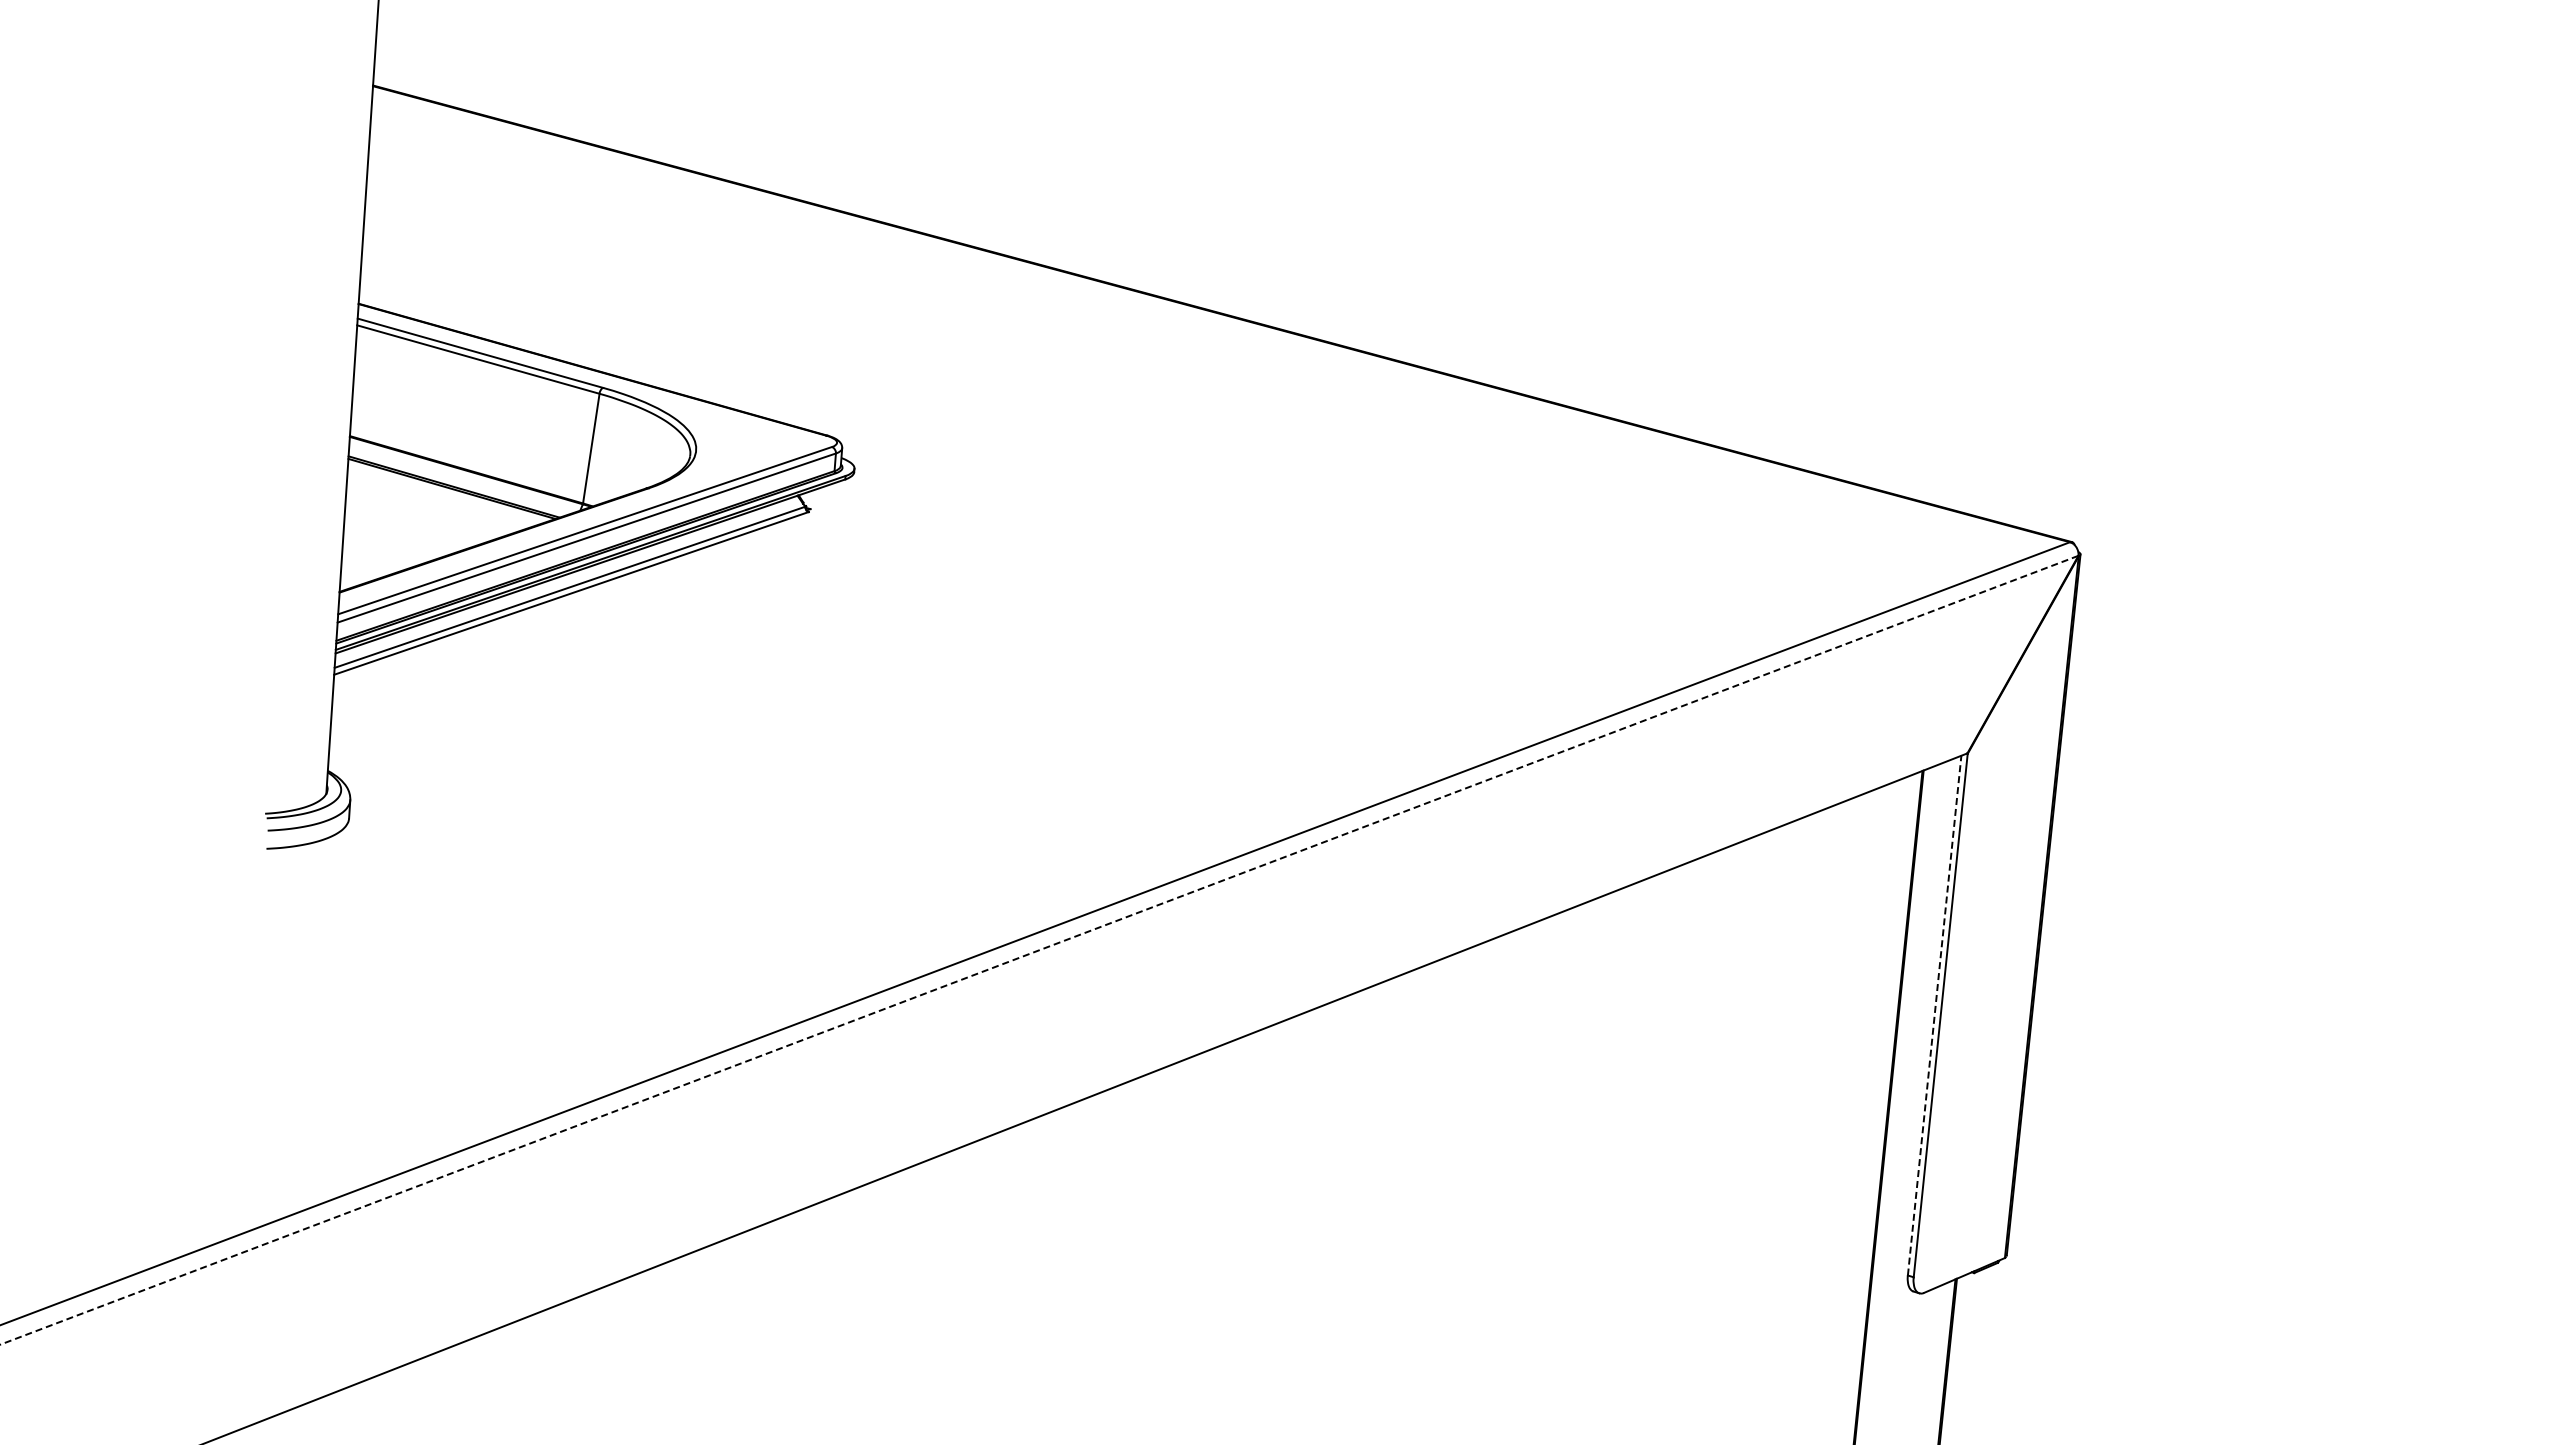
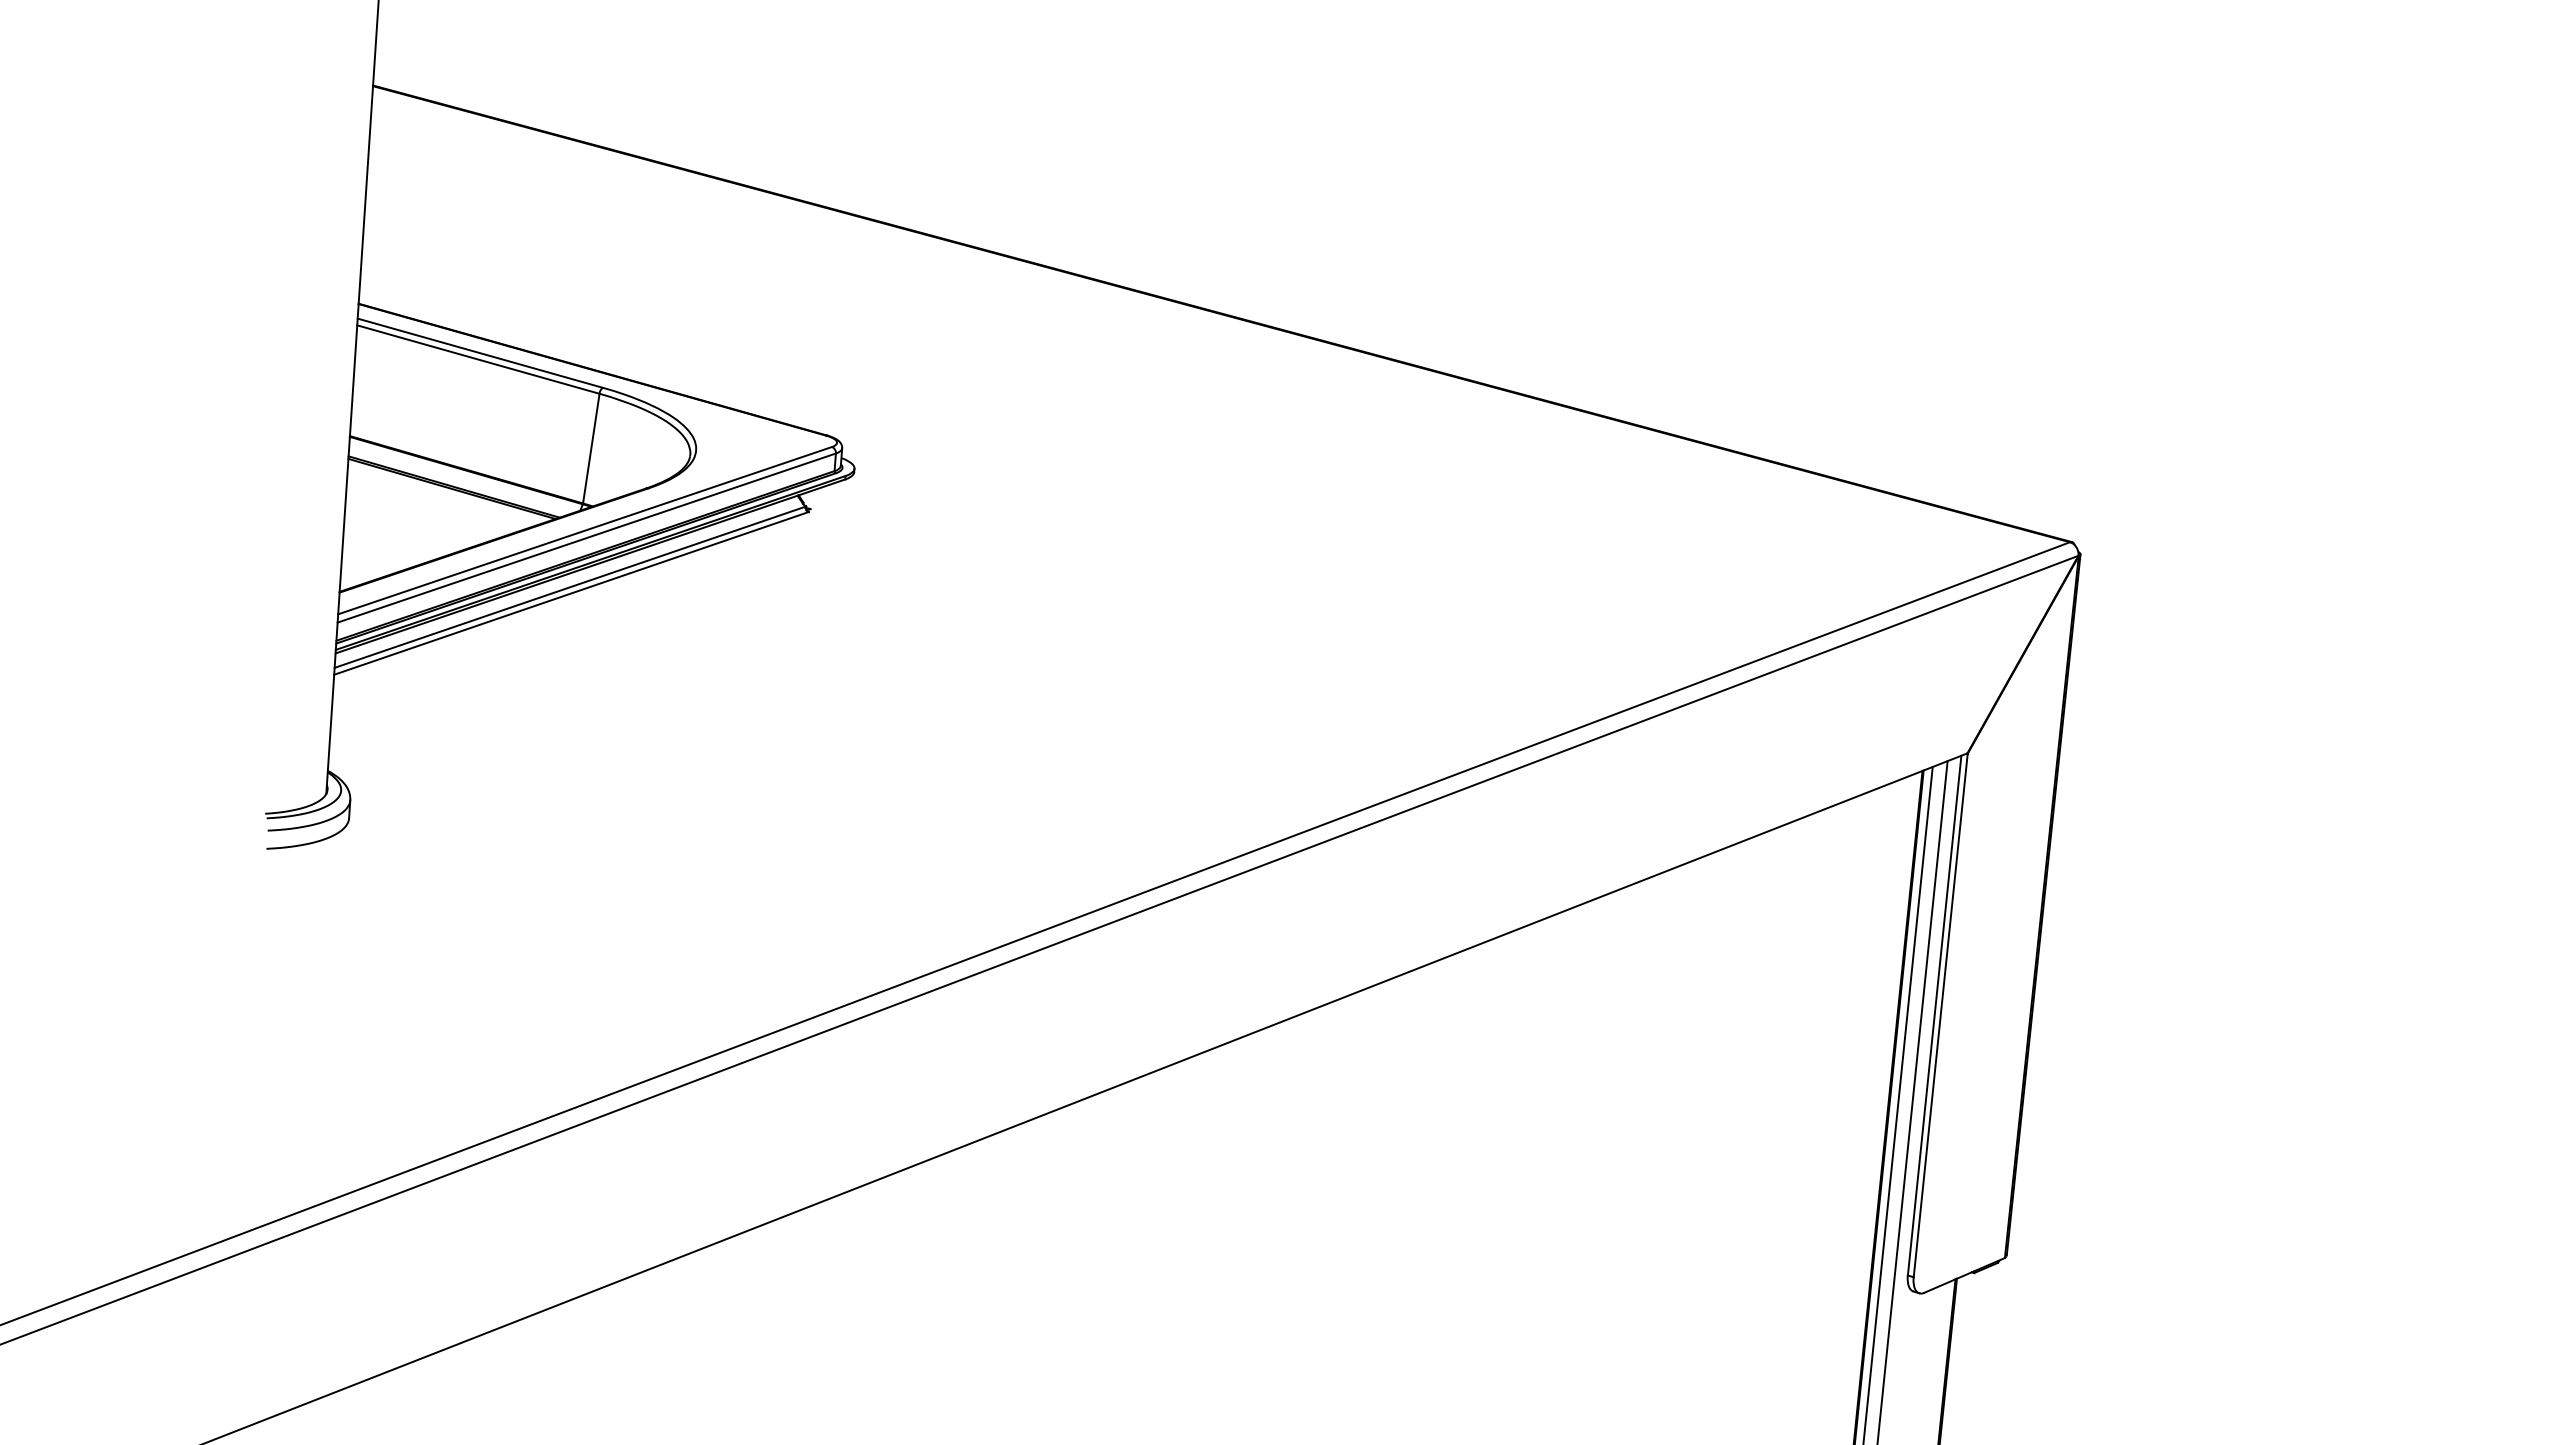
line: dashed -> solid (1039, 950)
line: dashed -> solid (1934, 1015)
line: none -> present (1912, 1101)
line: none -> present (1897, 1103)
